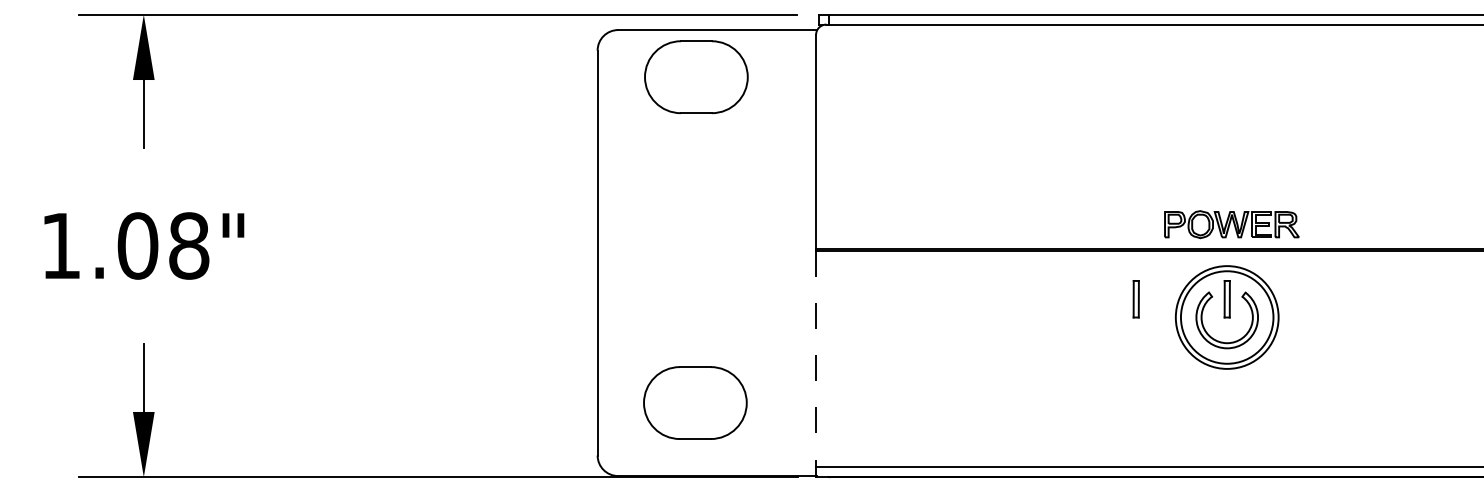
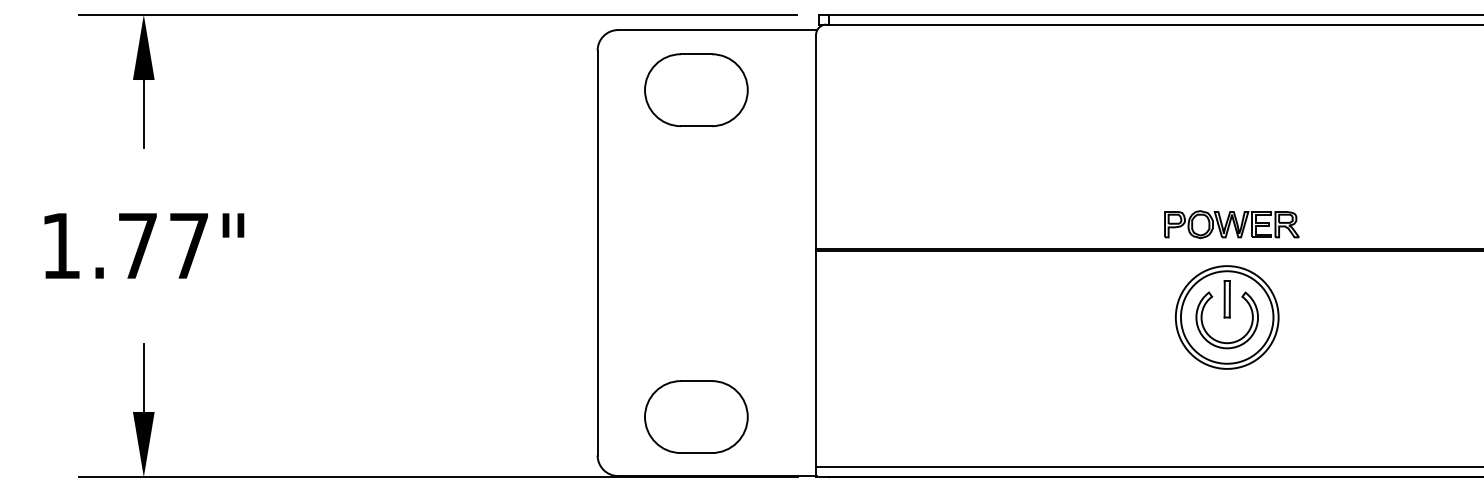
part position: (696, 77) -> (696, 90) (696, 90)
text: 1.08" -> 1.77" (163, 245)
part: present -> none (1135, 299)
line: dashed -> solid (816, 358)
part position: (695, 402) -> (696, 416) (696, 416)
